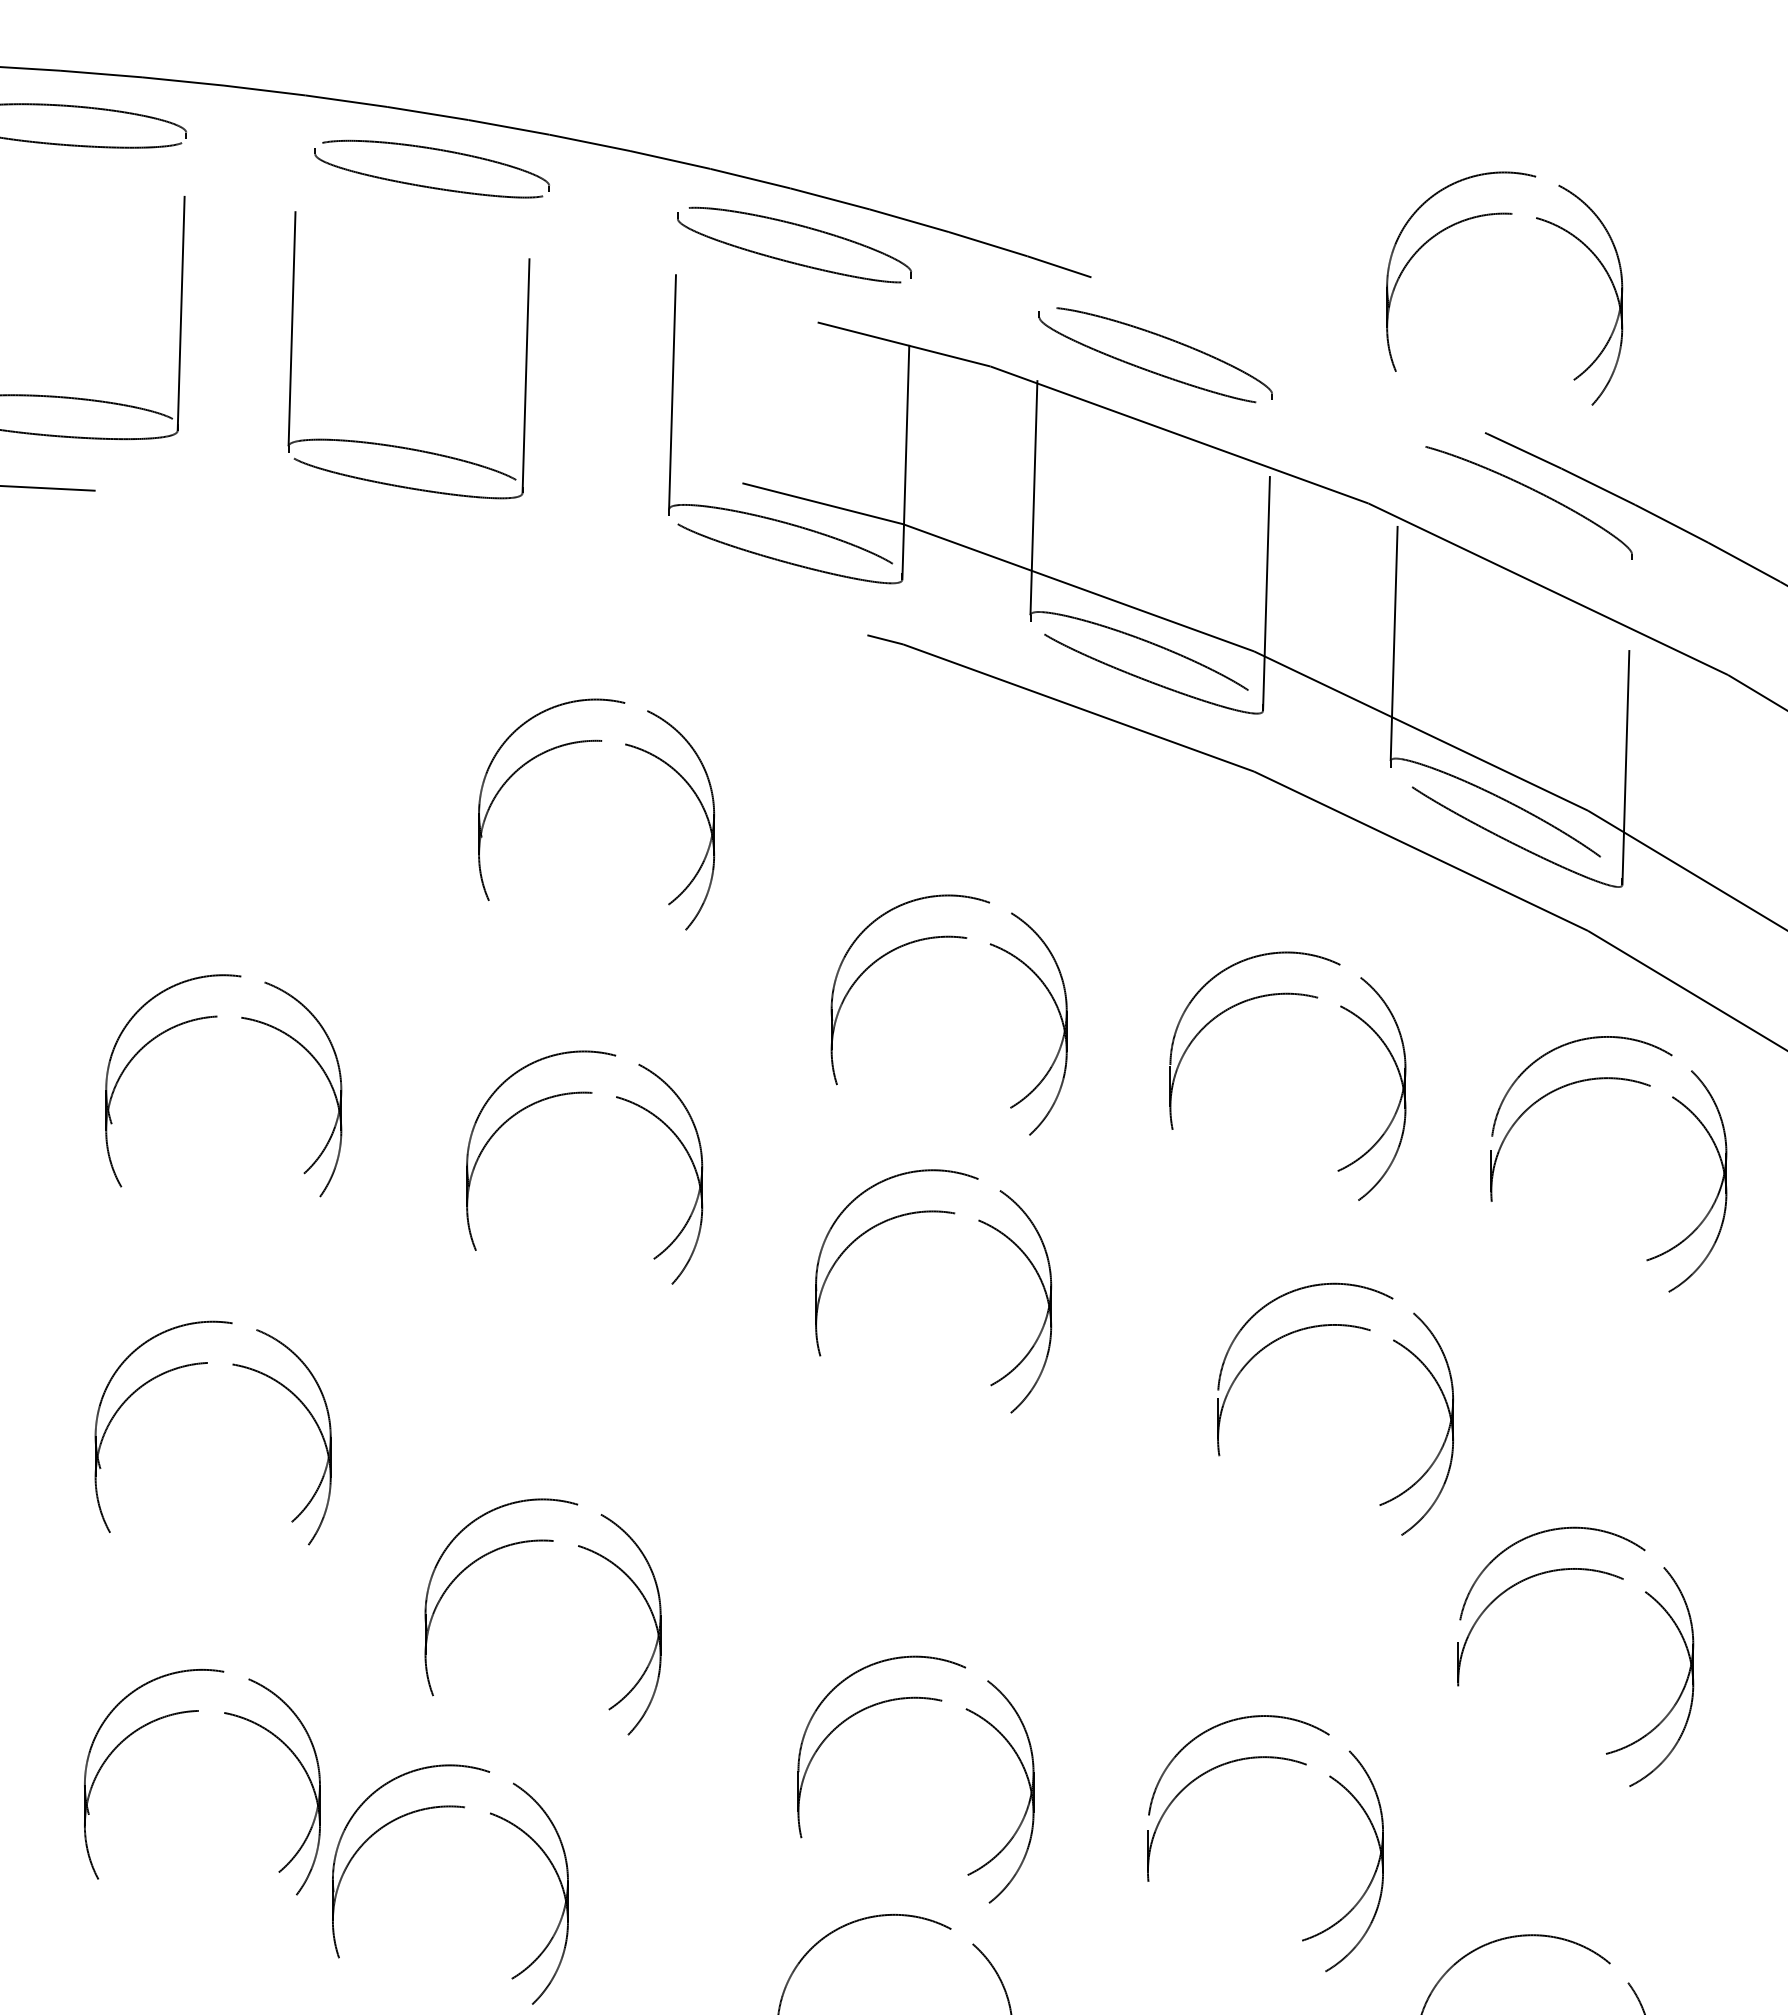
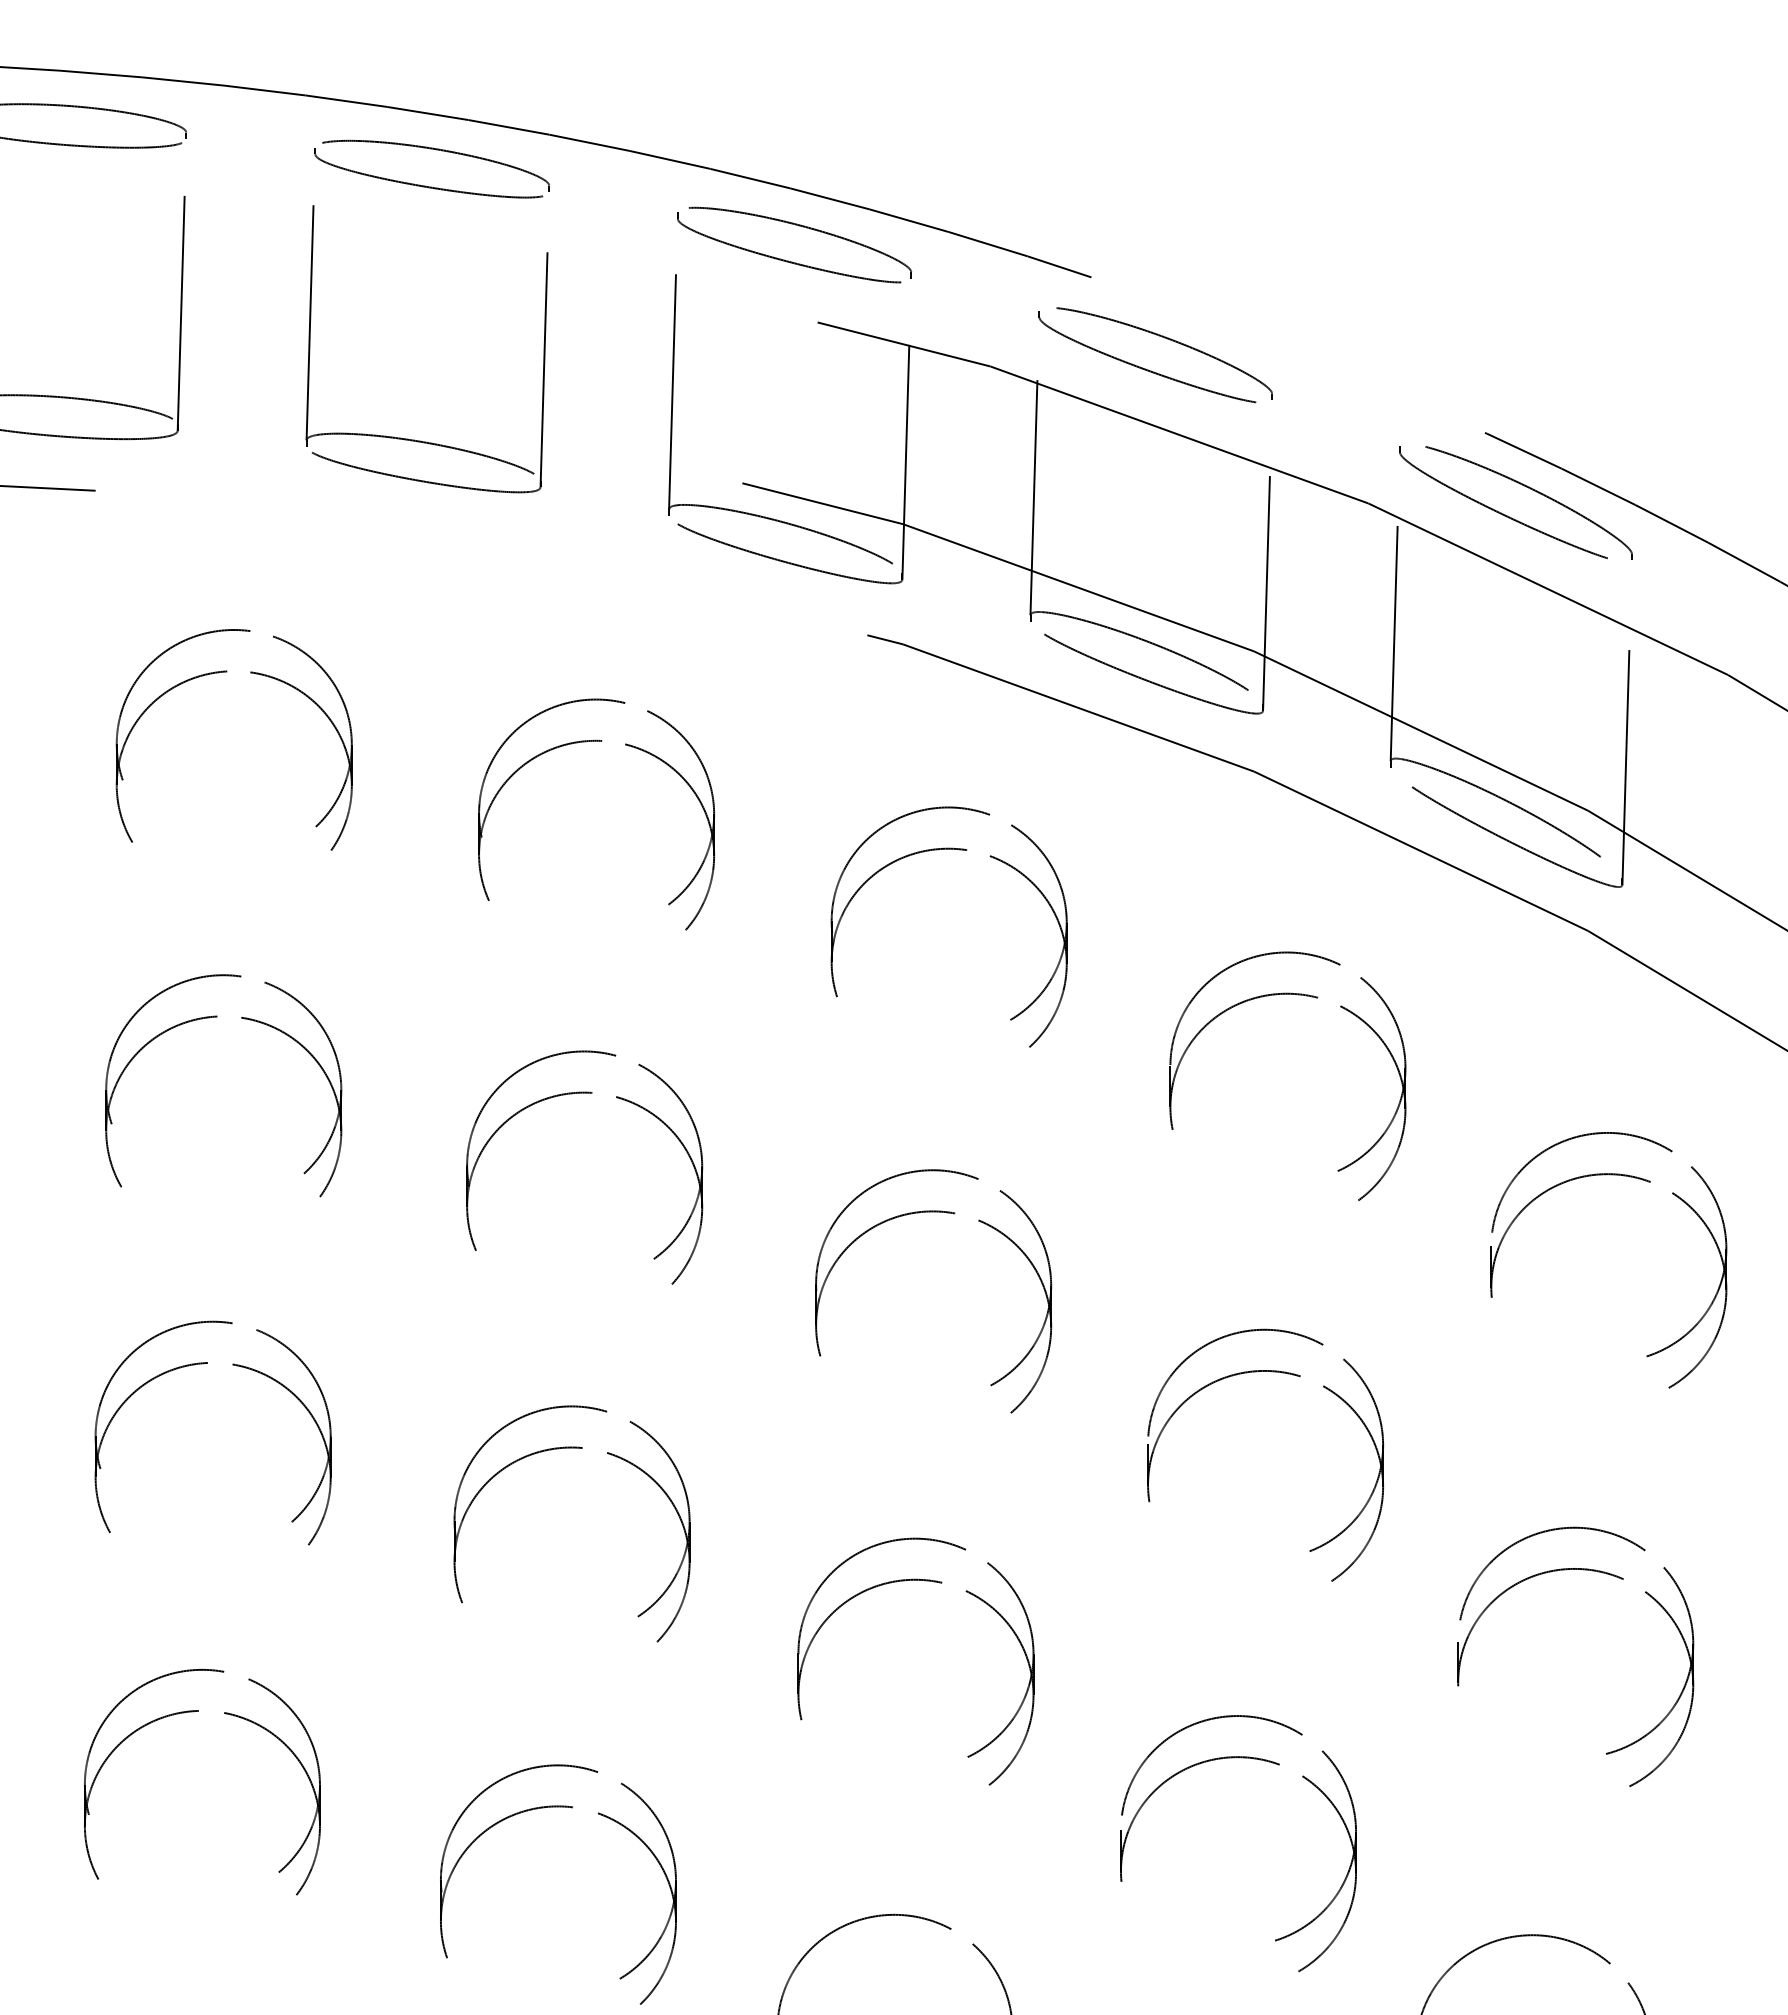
part: present -> none (1492, 215)
part position: (396, 445) -> (414, 439) (414, 439)
part: none -> present (1499, 511)
part: none -> present (227, 672)
part position: (937, 938) -> (937, 850) (937, 850)
part position: (1608, 1079) -> (1608, 1175) (1608, 1175)
part position: (1342, 1326) -> (1272, 1372) (1272, 1372)
part position: (542, 1541) -> (571, 1448) (571, 1448)
part position: (905, 1699) -> (905, 1581) (905, 1581)
part position: (1266, 1758) -> (1239, 1758) (1239, 1758)
part position: (450, 1807) -> (558, 1807) (558, 1807)
